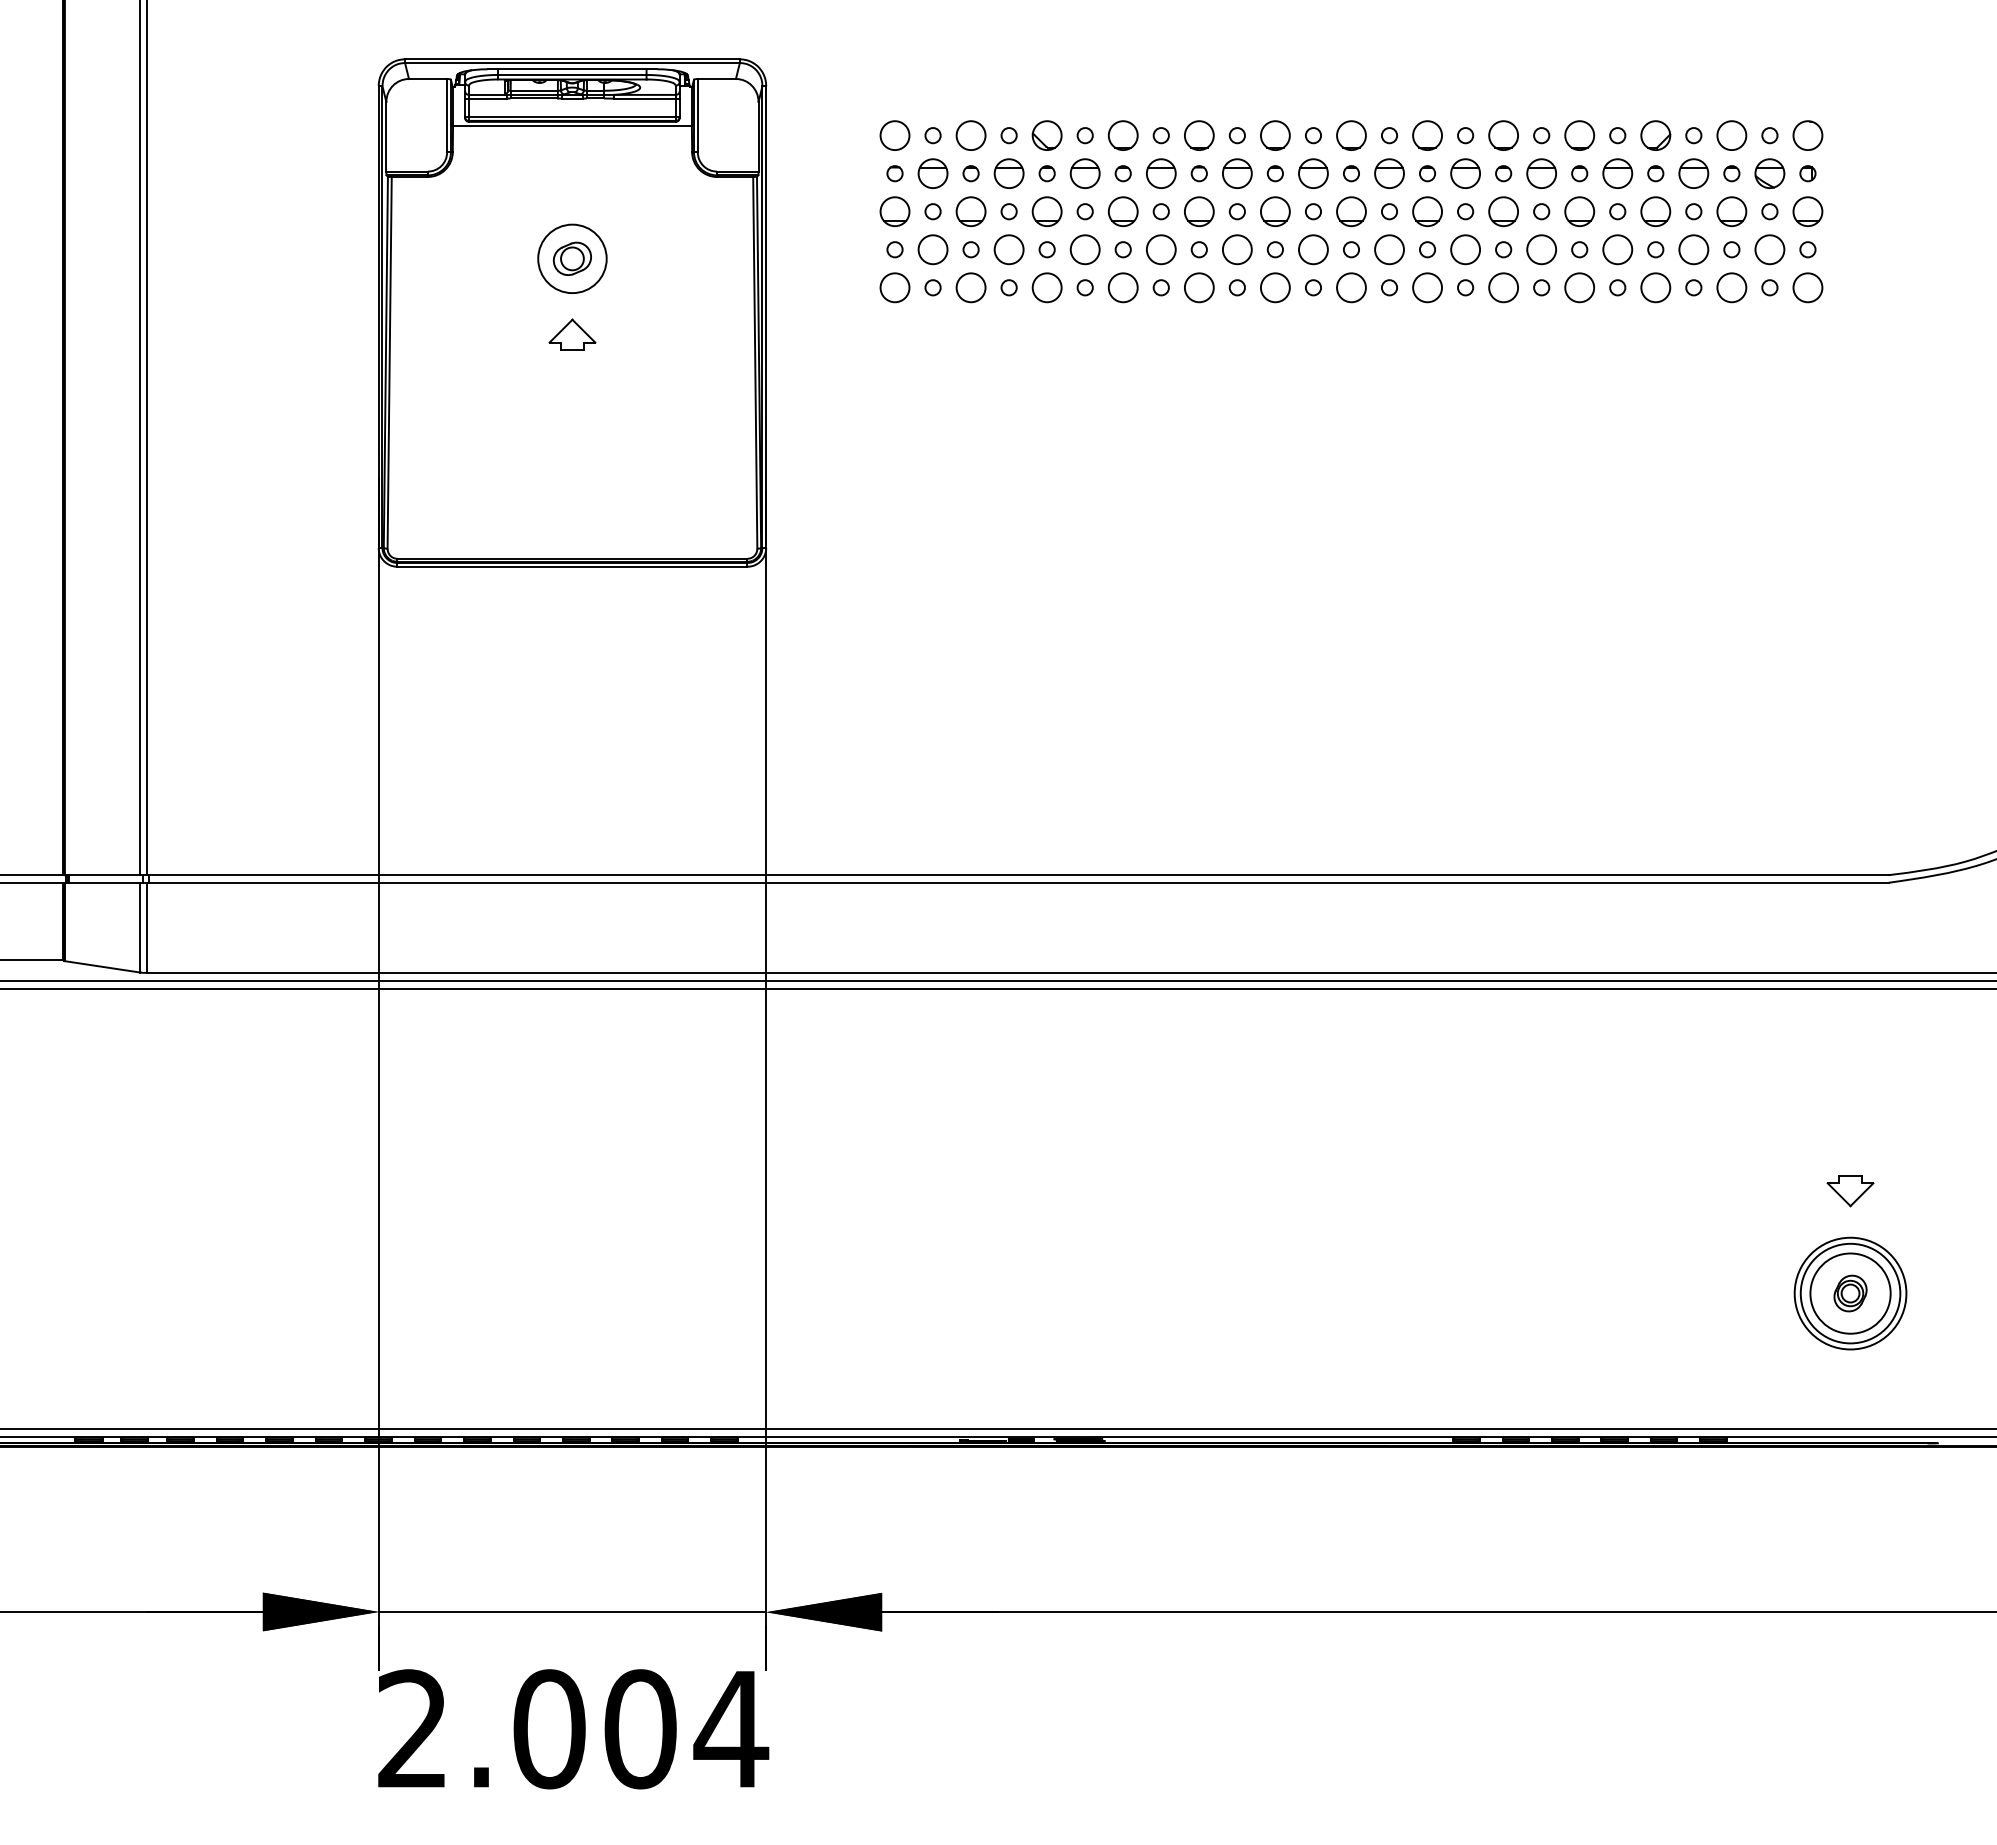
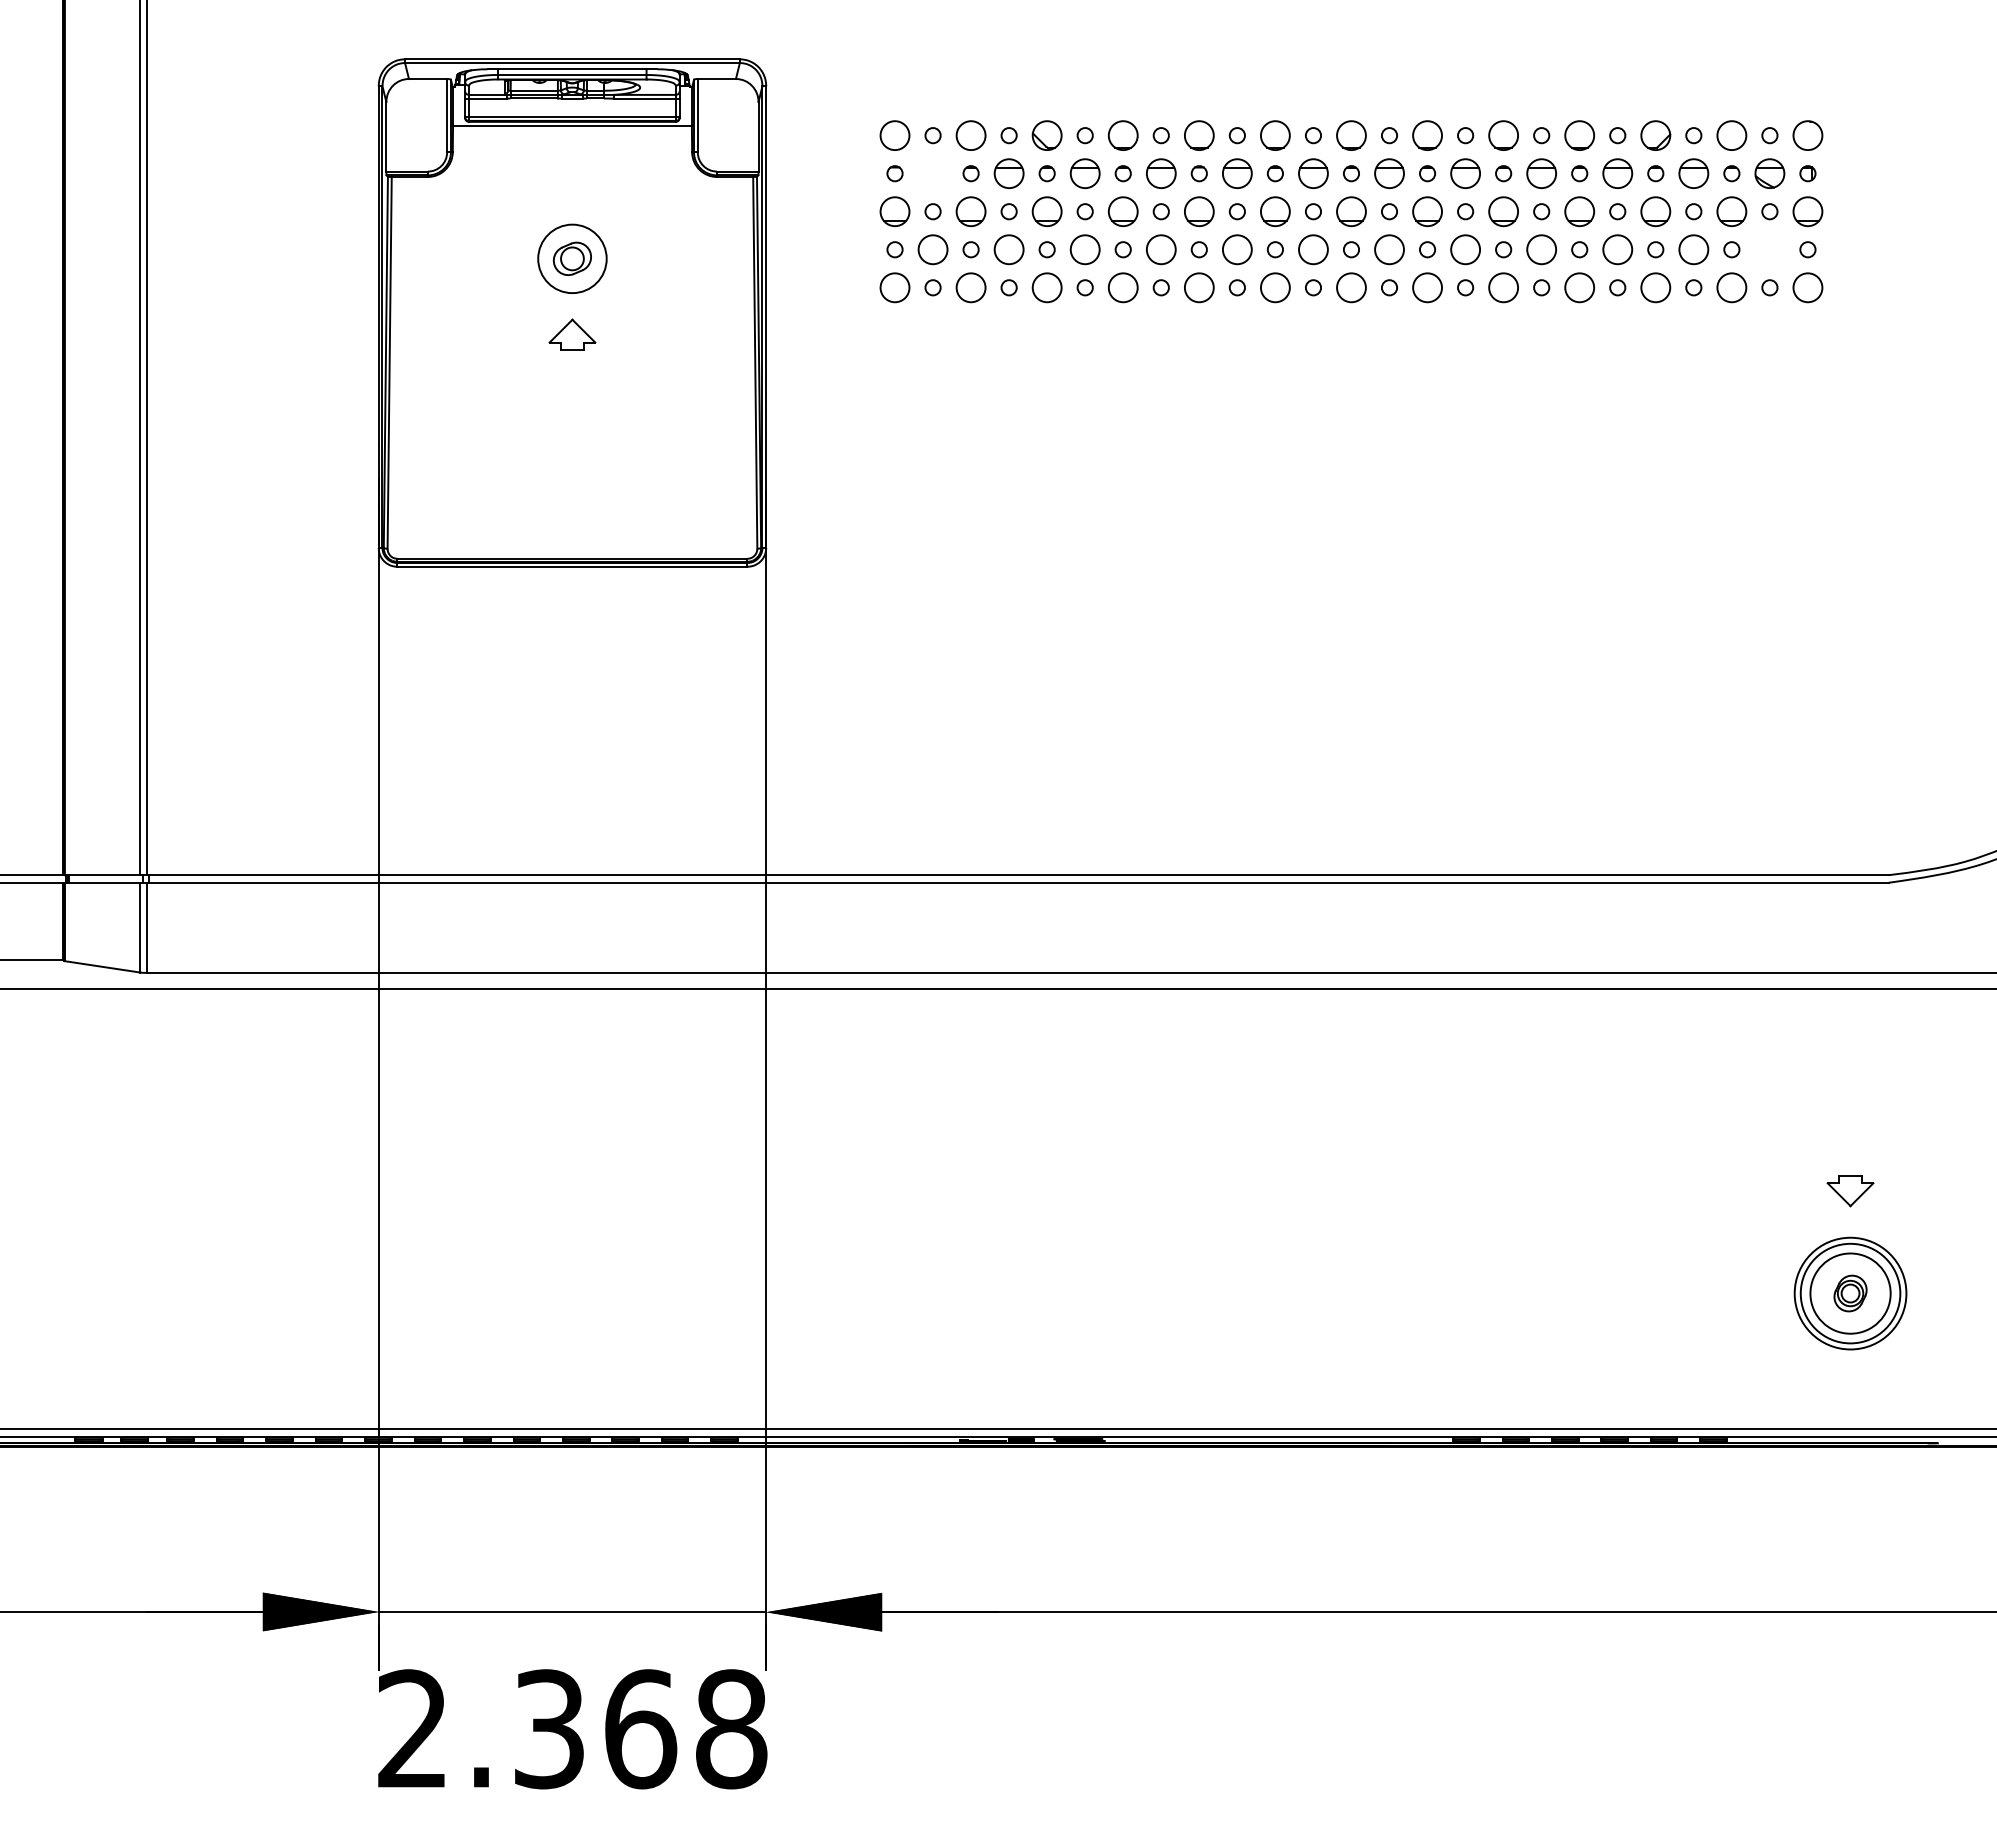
part: present -> none (932, 173)
circle: present -> none (1769, 249)
line: present -> none (997, 981)
text: 2.004 -> 2.368 (641, 1729)
